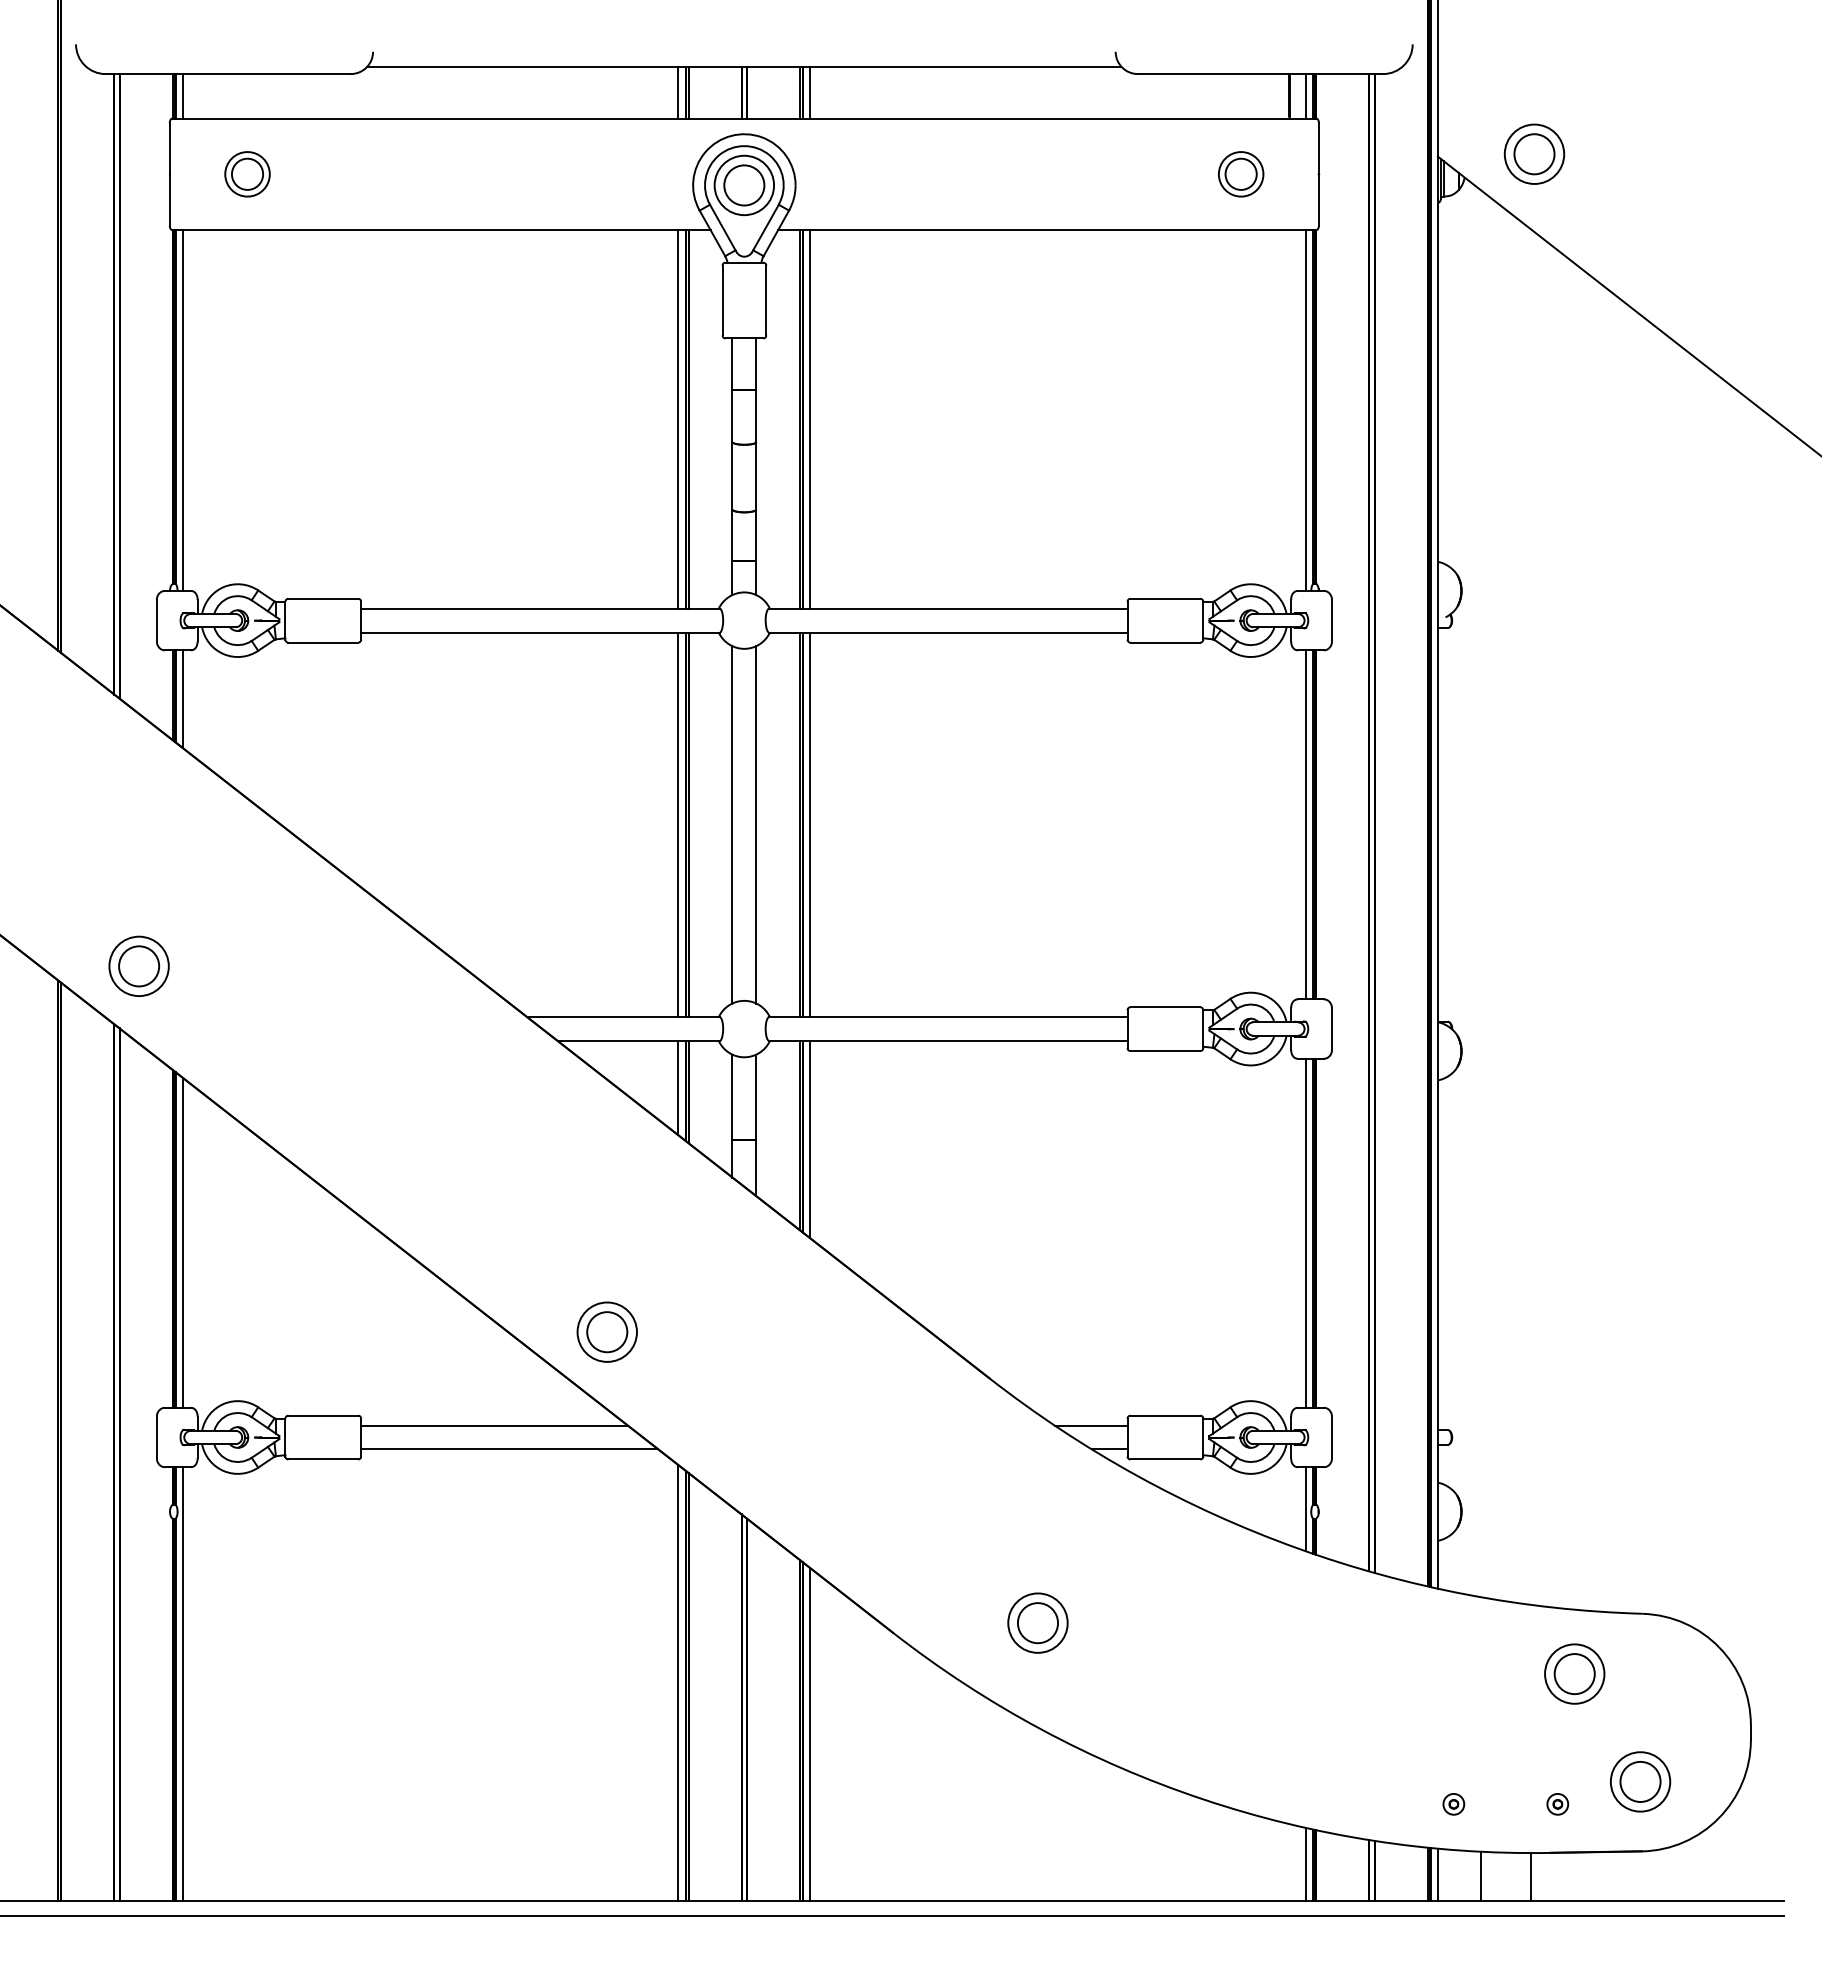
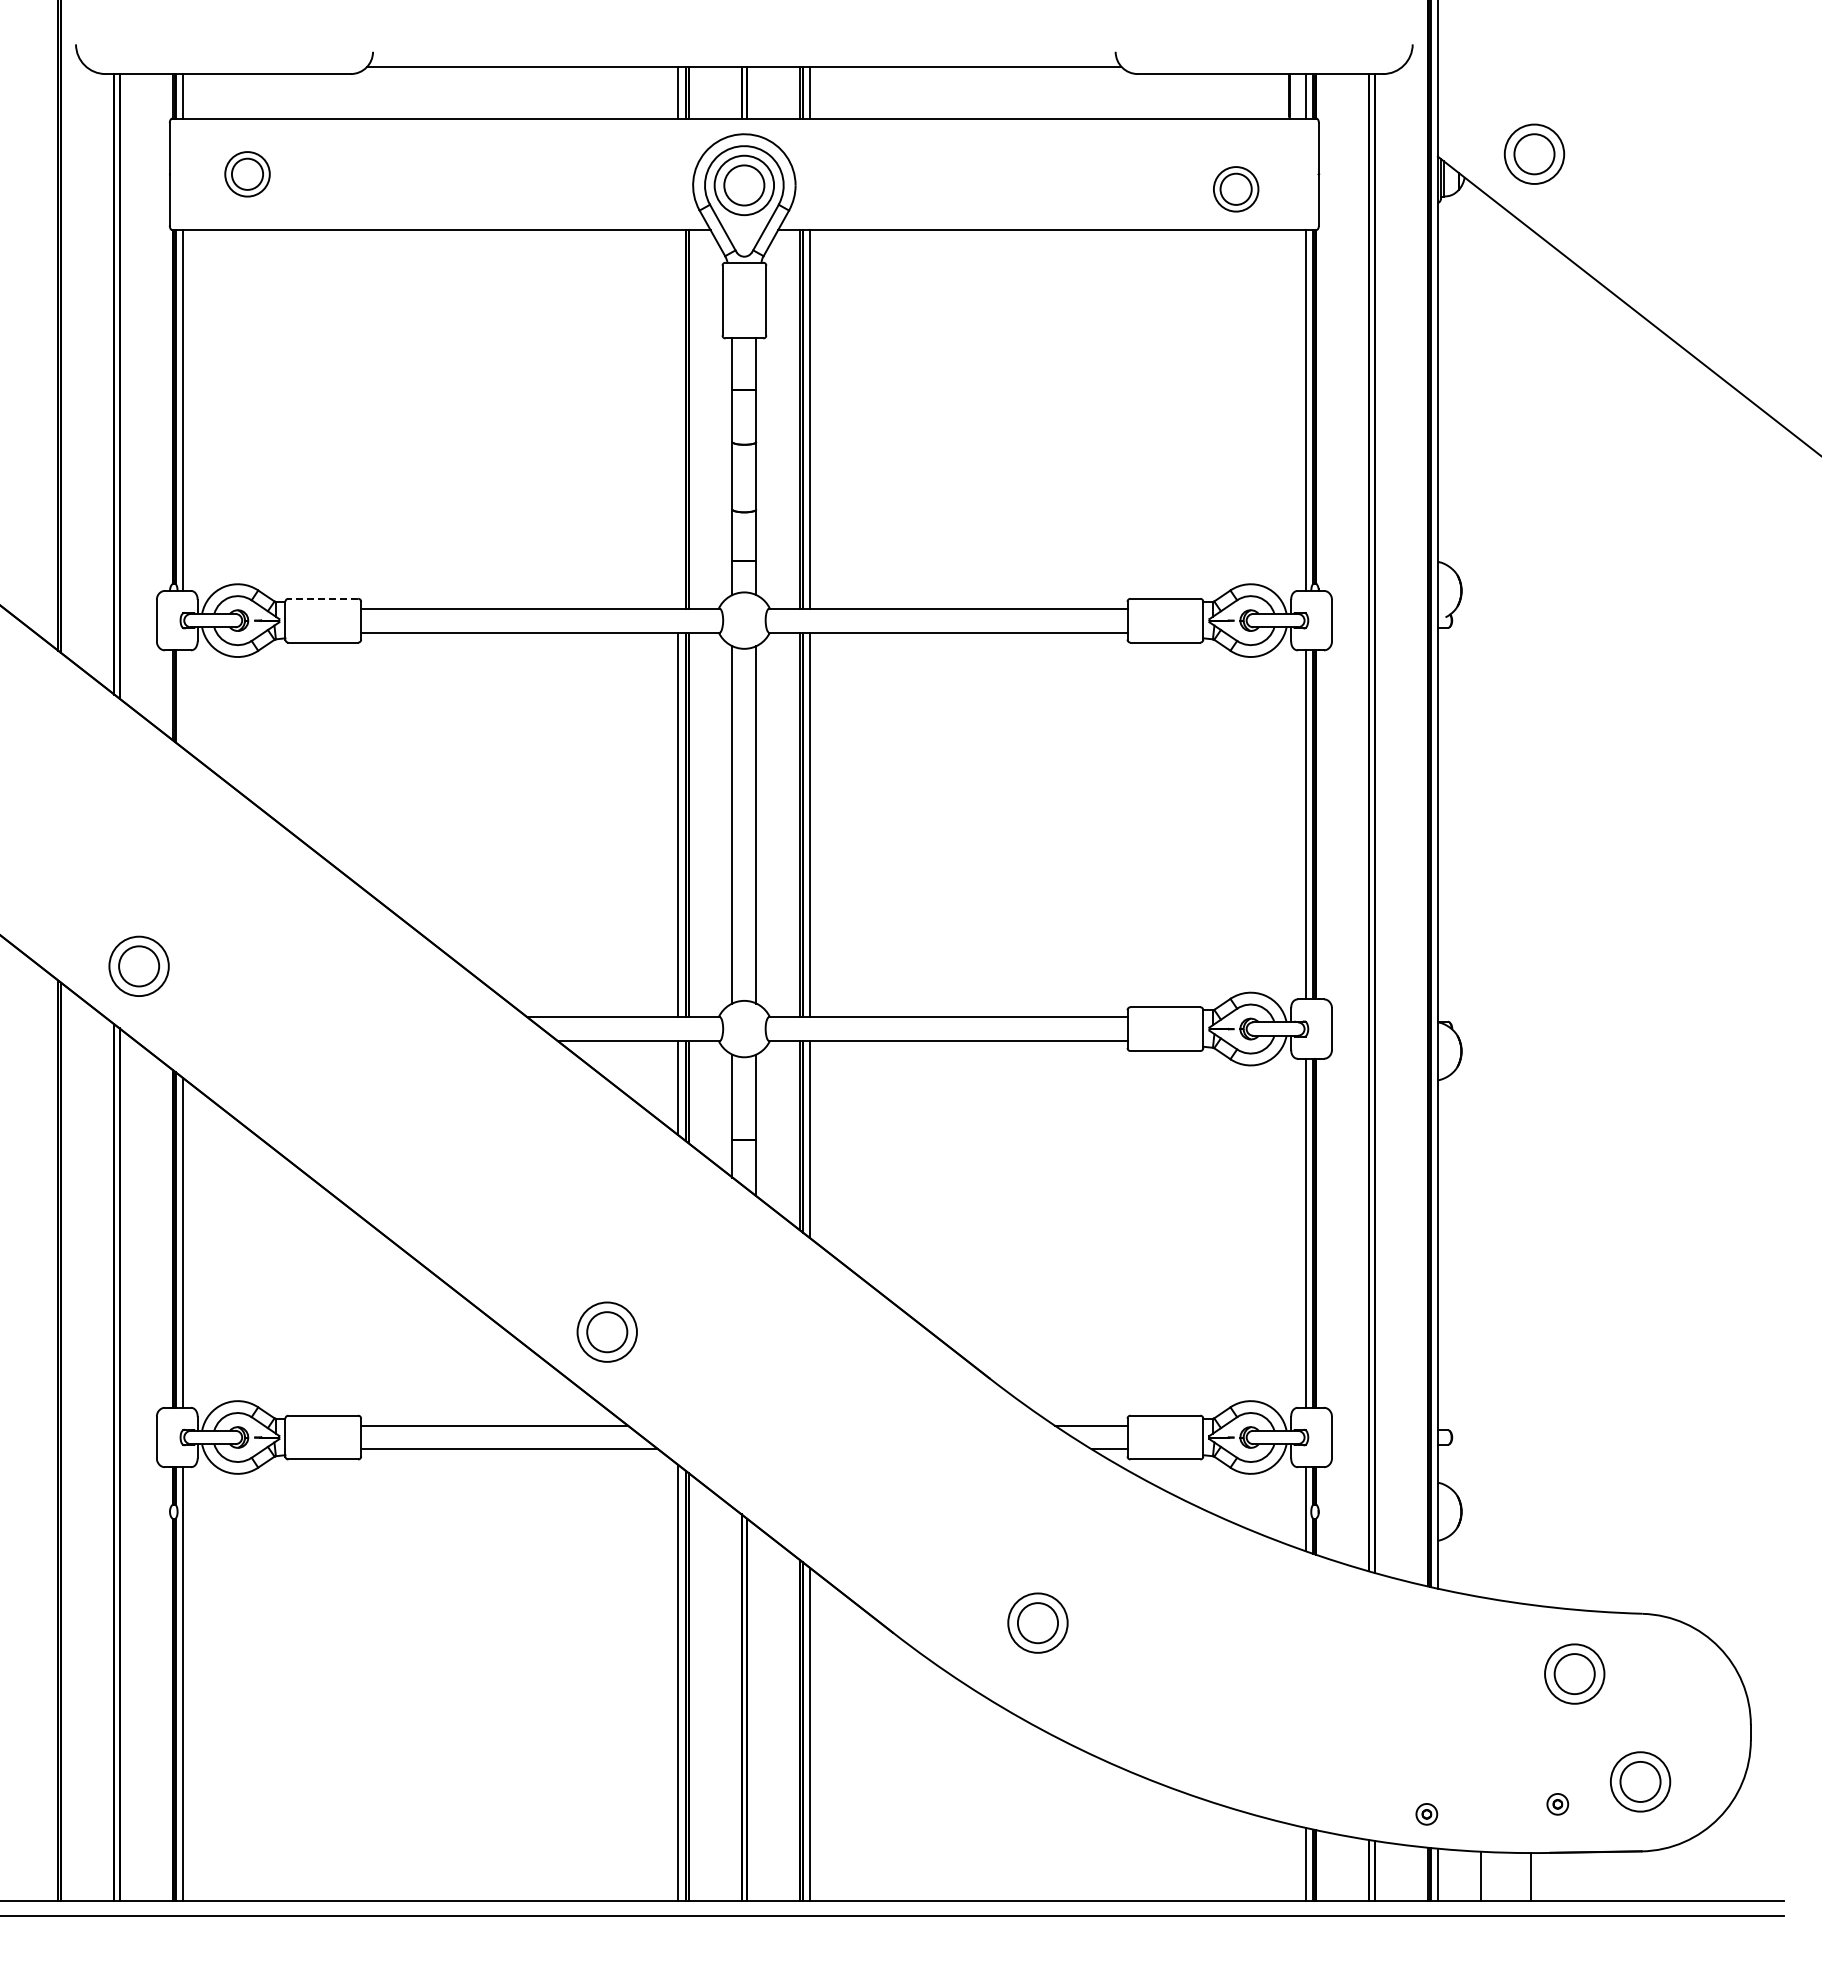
part position: (1241, 174) -> (1236, 189) (1236, 189)
line: present -> none (678, 419)
line: solid -> dashed (323, 598)
line: present -> none (182, 699)
part position: (1453, 1804) -> (1426, 1814) (1426, 1814)
